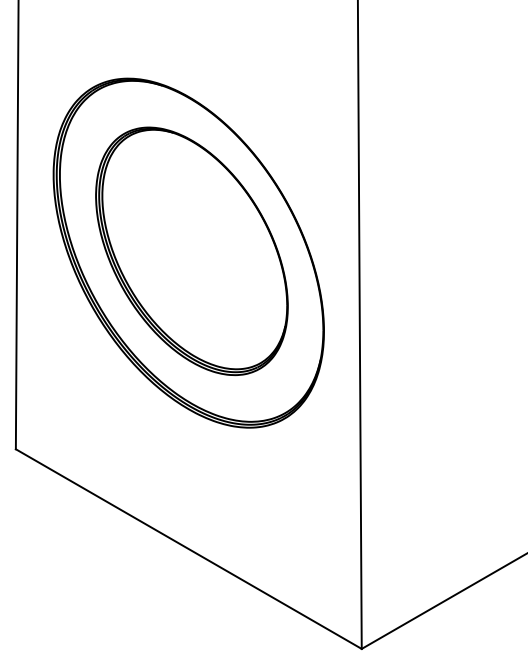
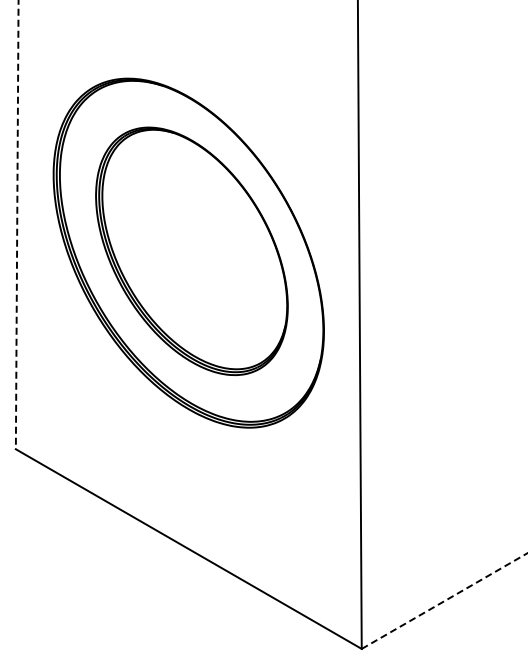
line: solid -> dashed (17, 225)
line: solid -> dashed (444, 600)
